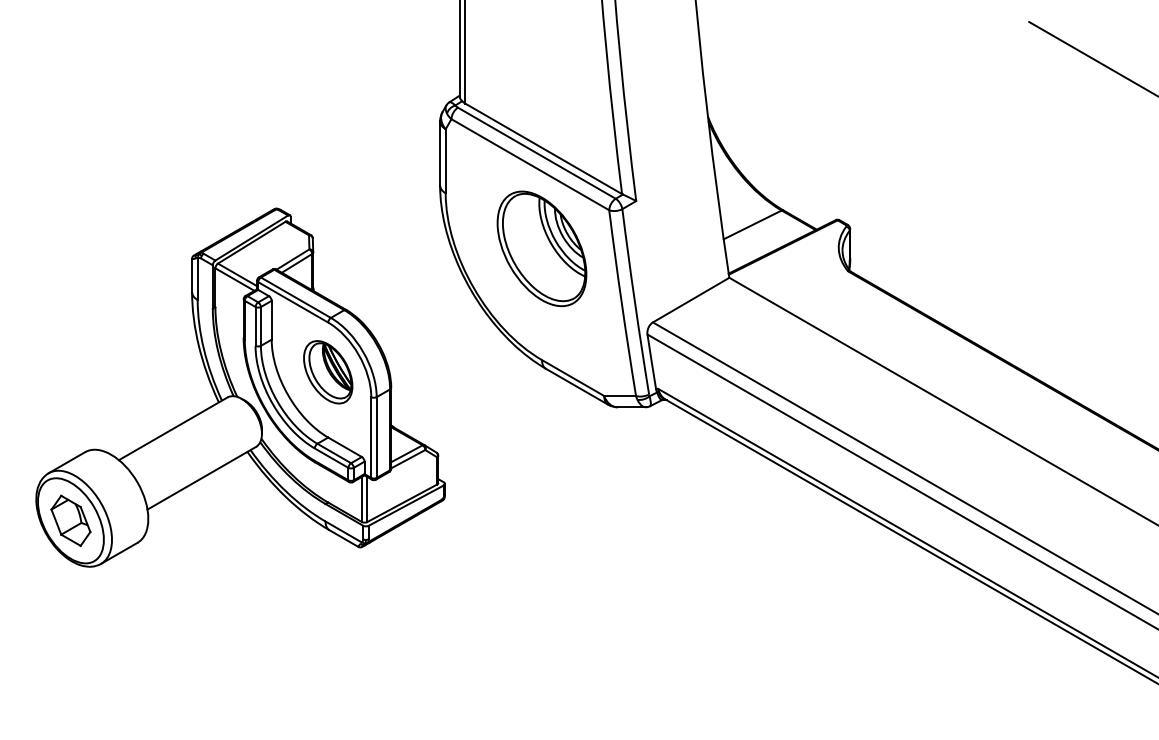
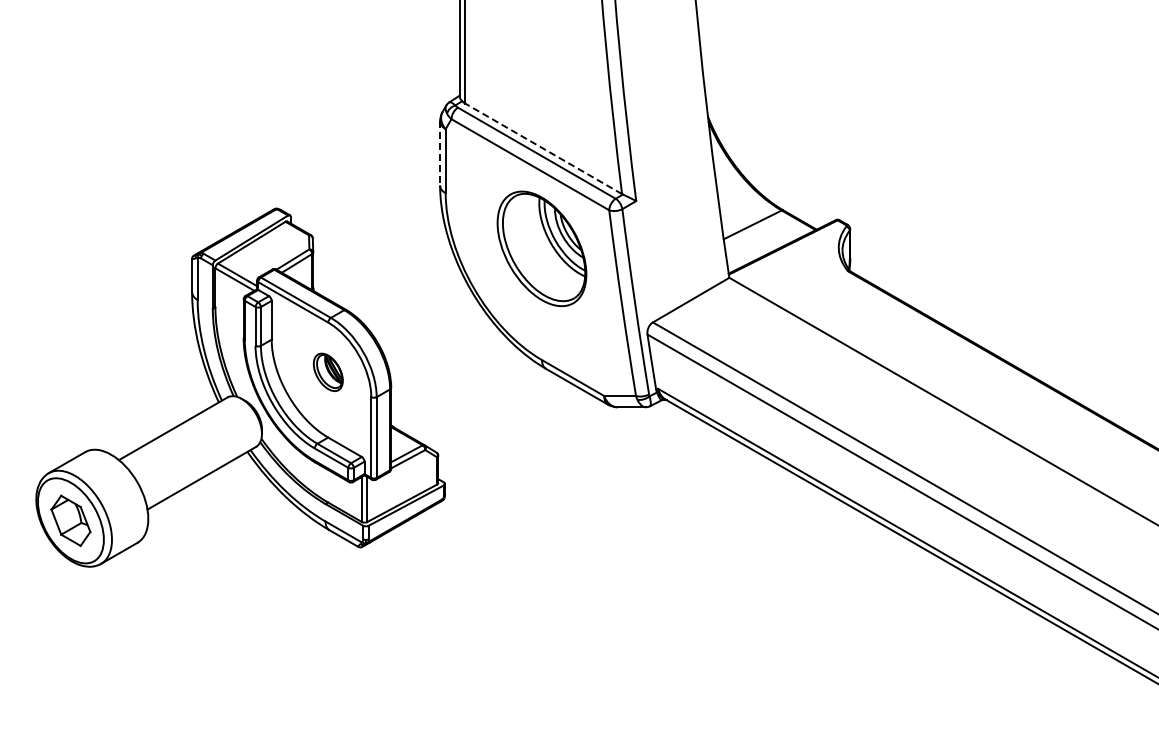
line: present -> none (1092, 58)
line: solid -> dashed (543, 148)
line: solid -> dashed (440, 153)
part size: 51x65 px -> 31x40 px (328, 371)
